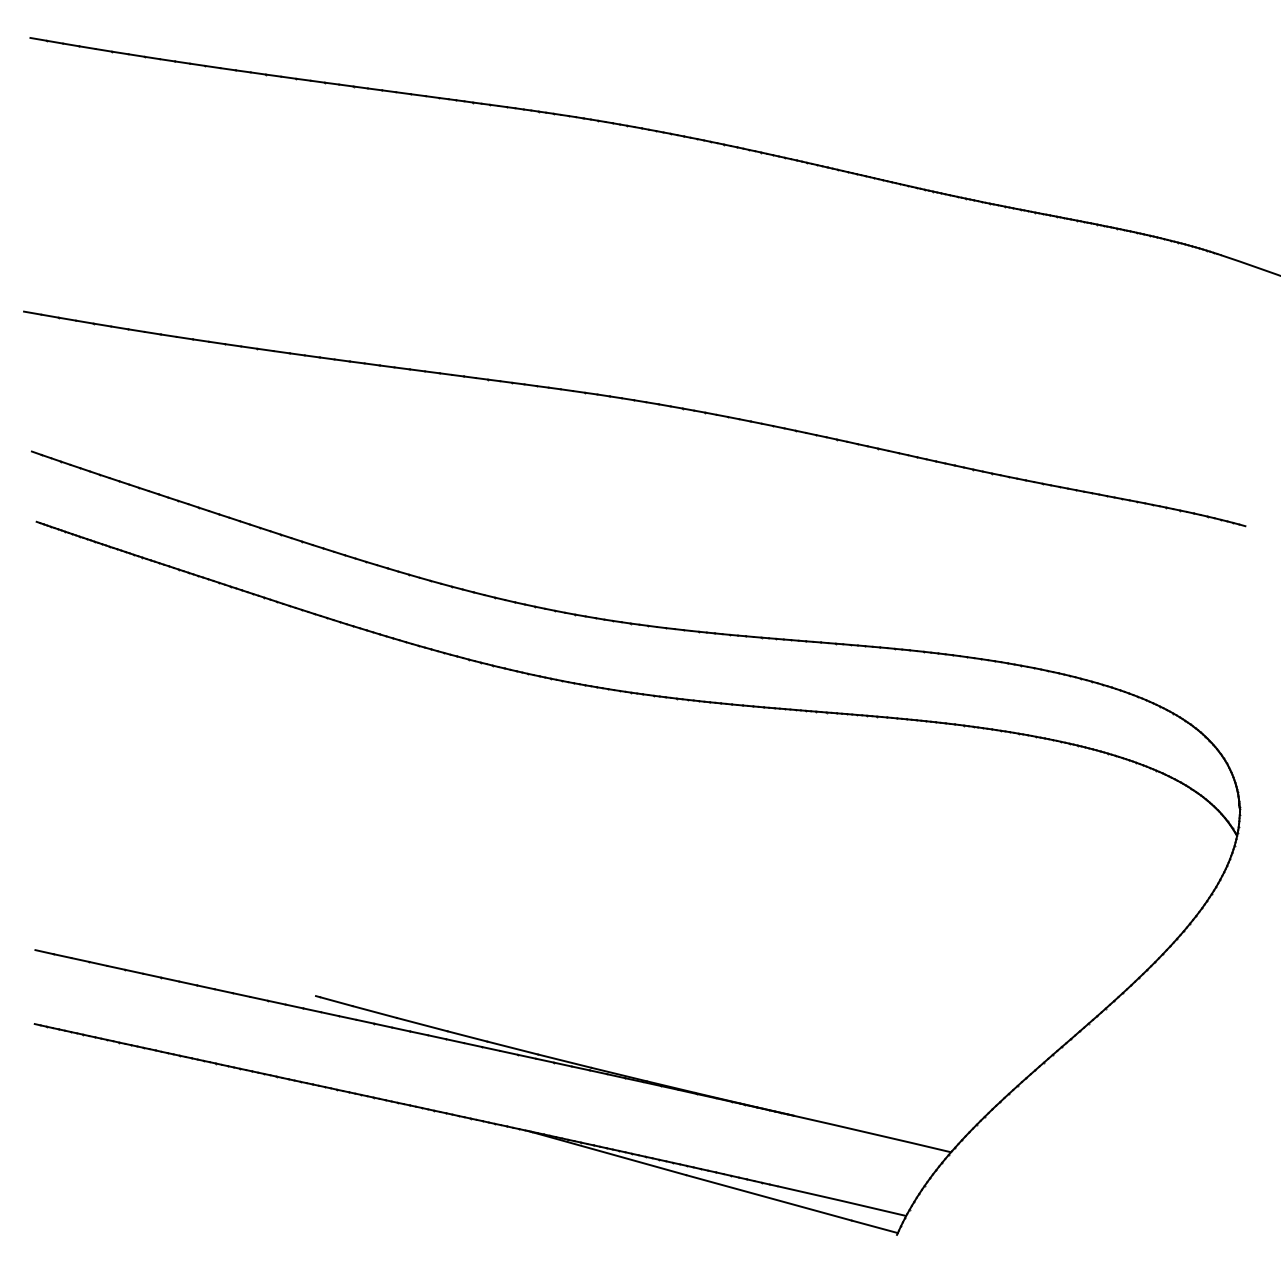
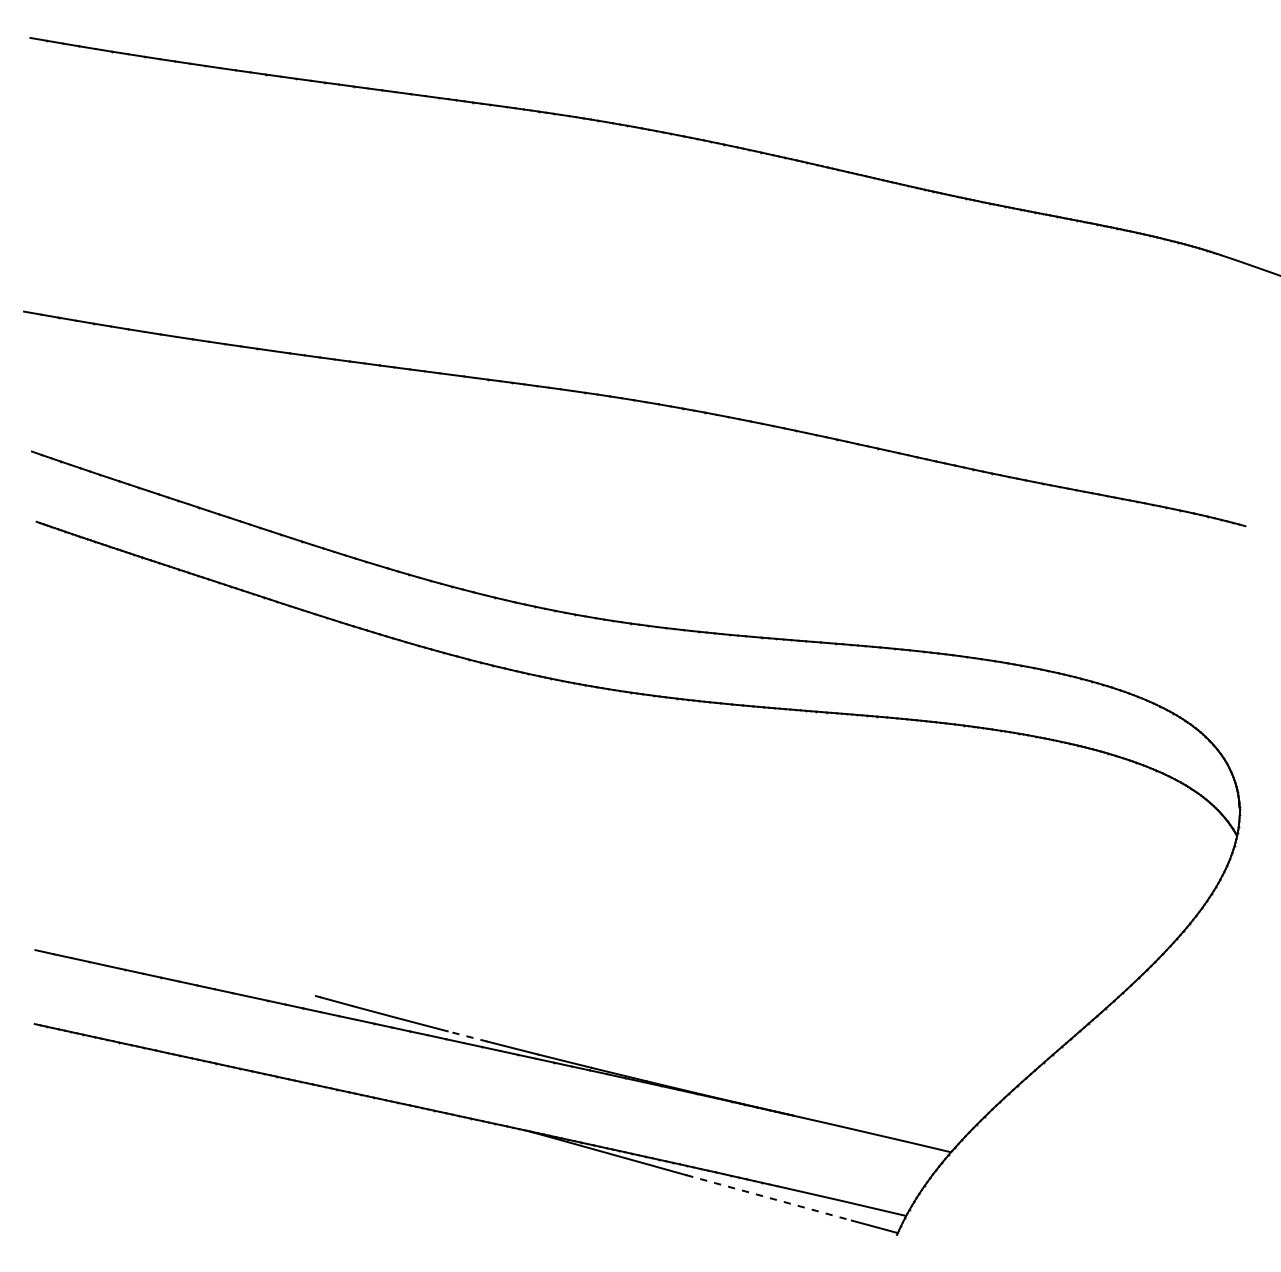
line: solid -> dashed (467, 1036)
line: solid -> dashed (769, 1197)
